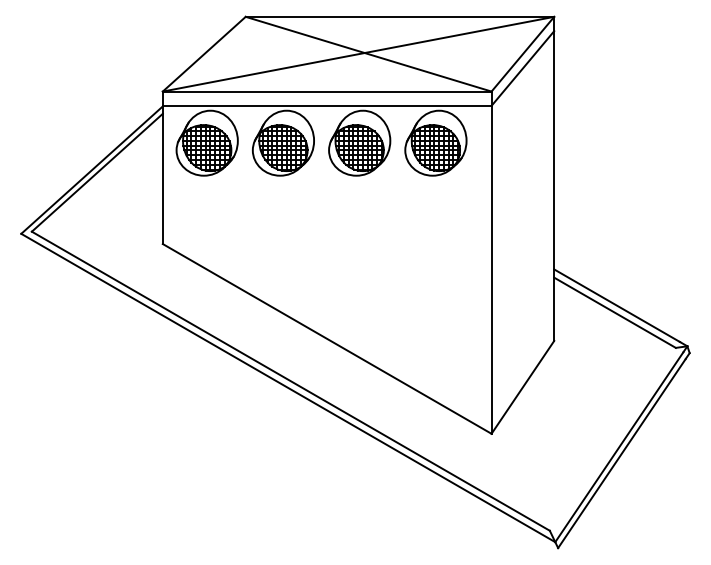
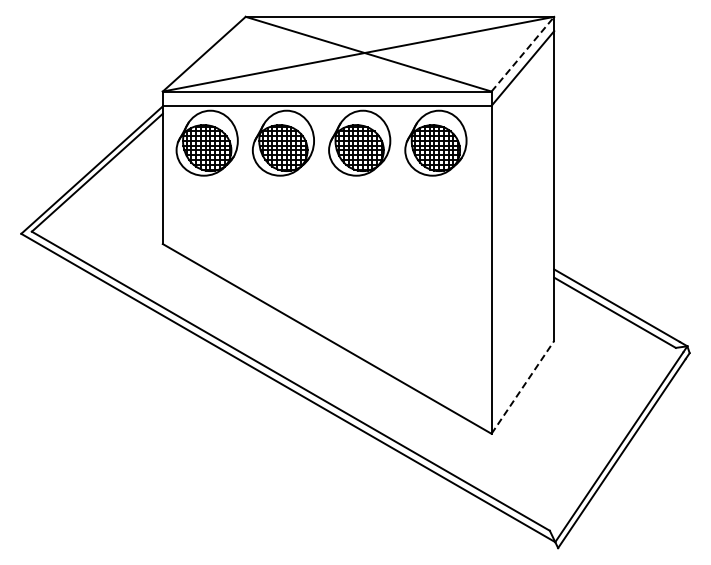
line: solid -> dashed (522, 54)
line: solid -> dashed (523, 386)
